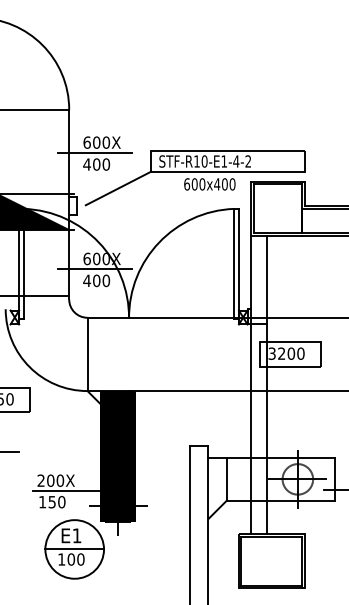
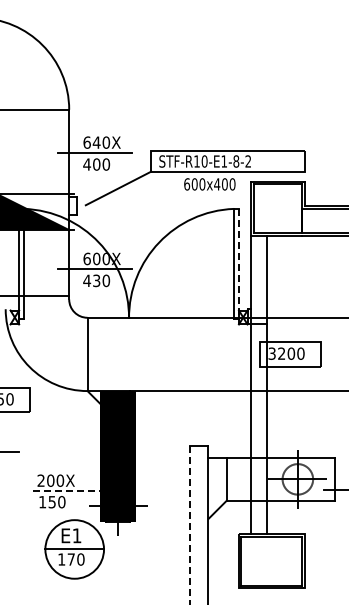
text: 600X -> 640X (96, 142)
text: STF-R10-E1-4-2 -> STF-R10-E1-8-2 (236, 161)
line: solid -> dashed (238, 263)
text: 400 -> 430 (96, 280)
line: solid -> dashed (69, 490)
line: solid -> dashed (190, 525)
text: 100 -> 170 (71, 559)
